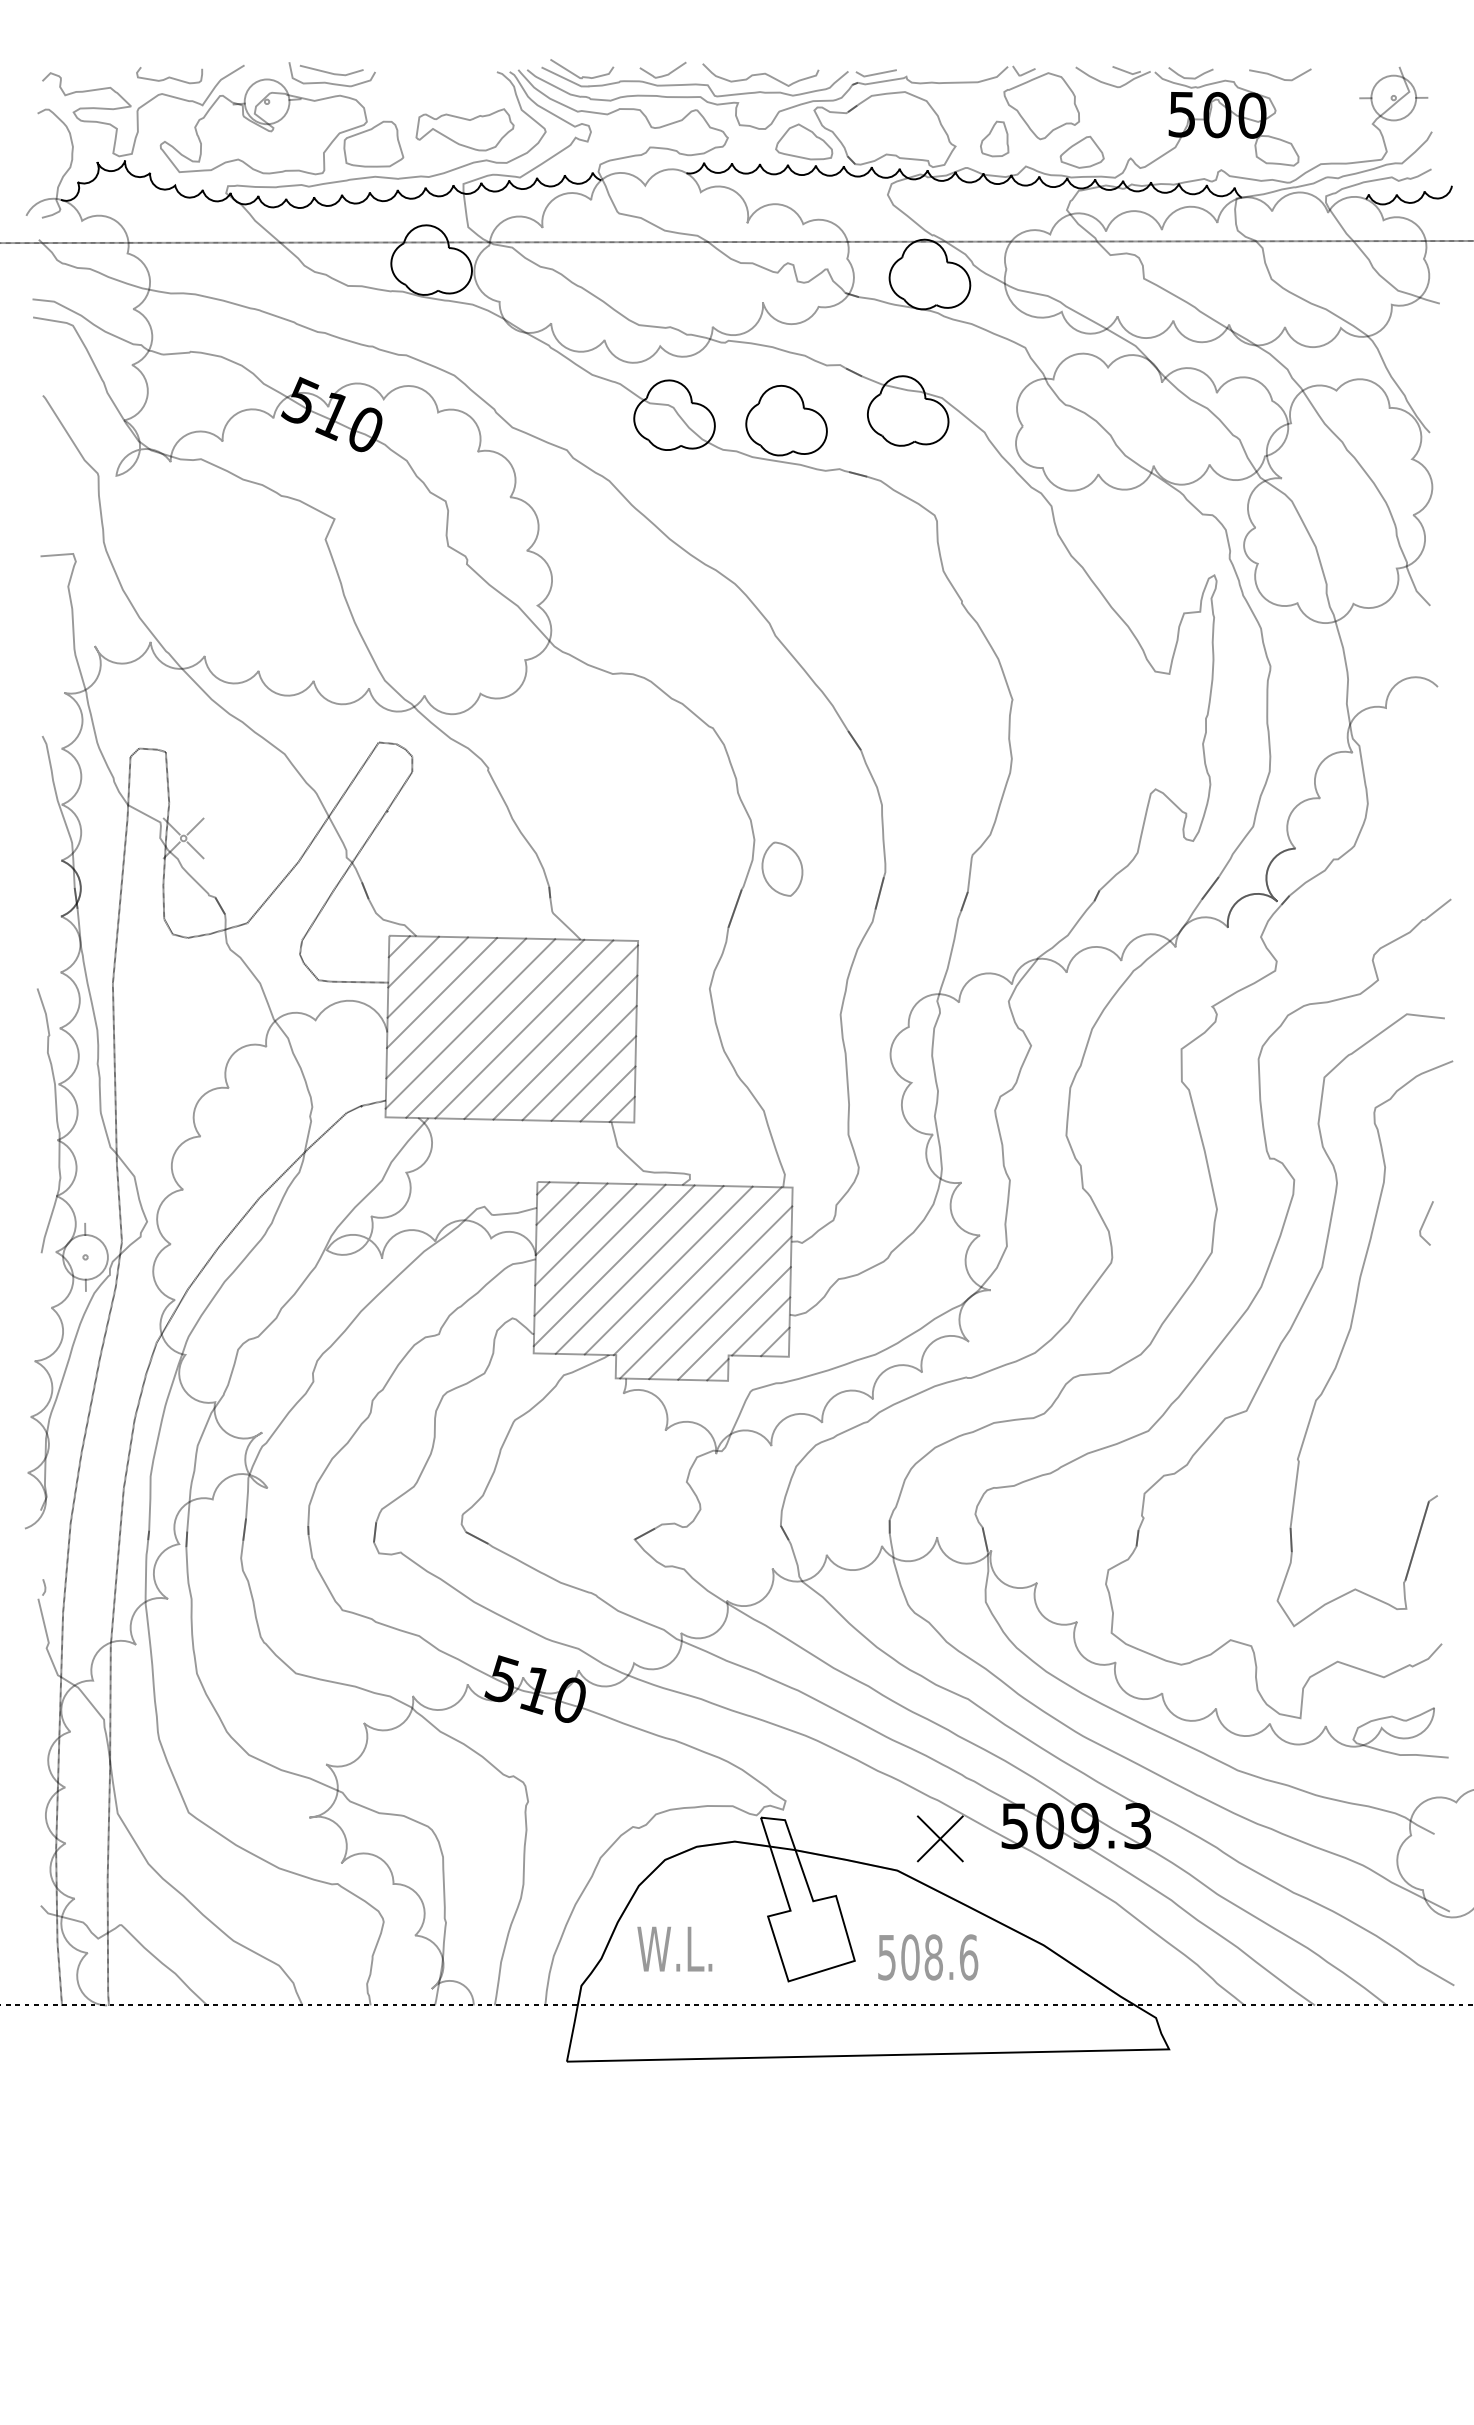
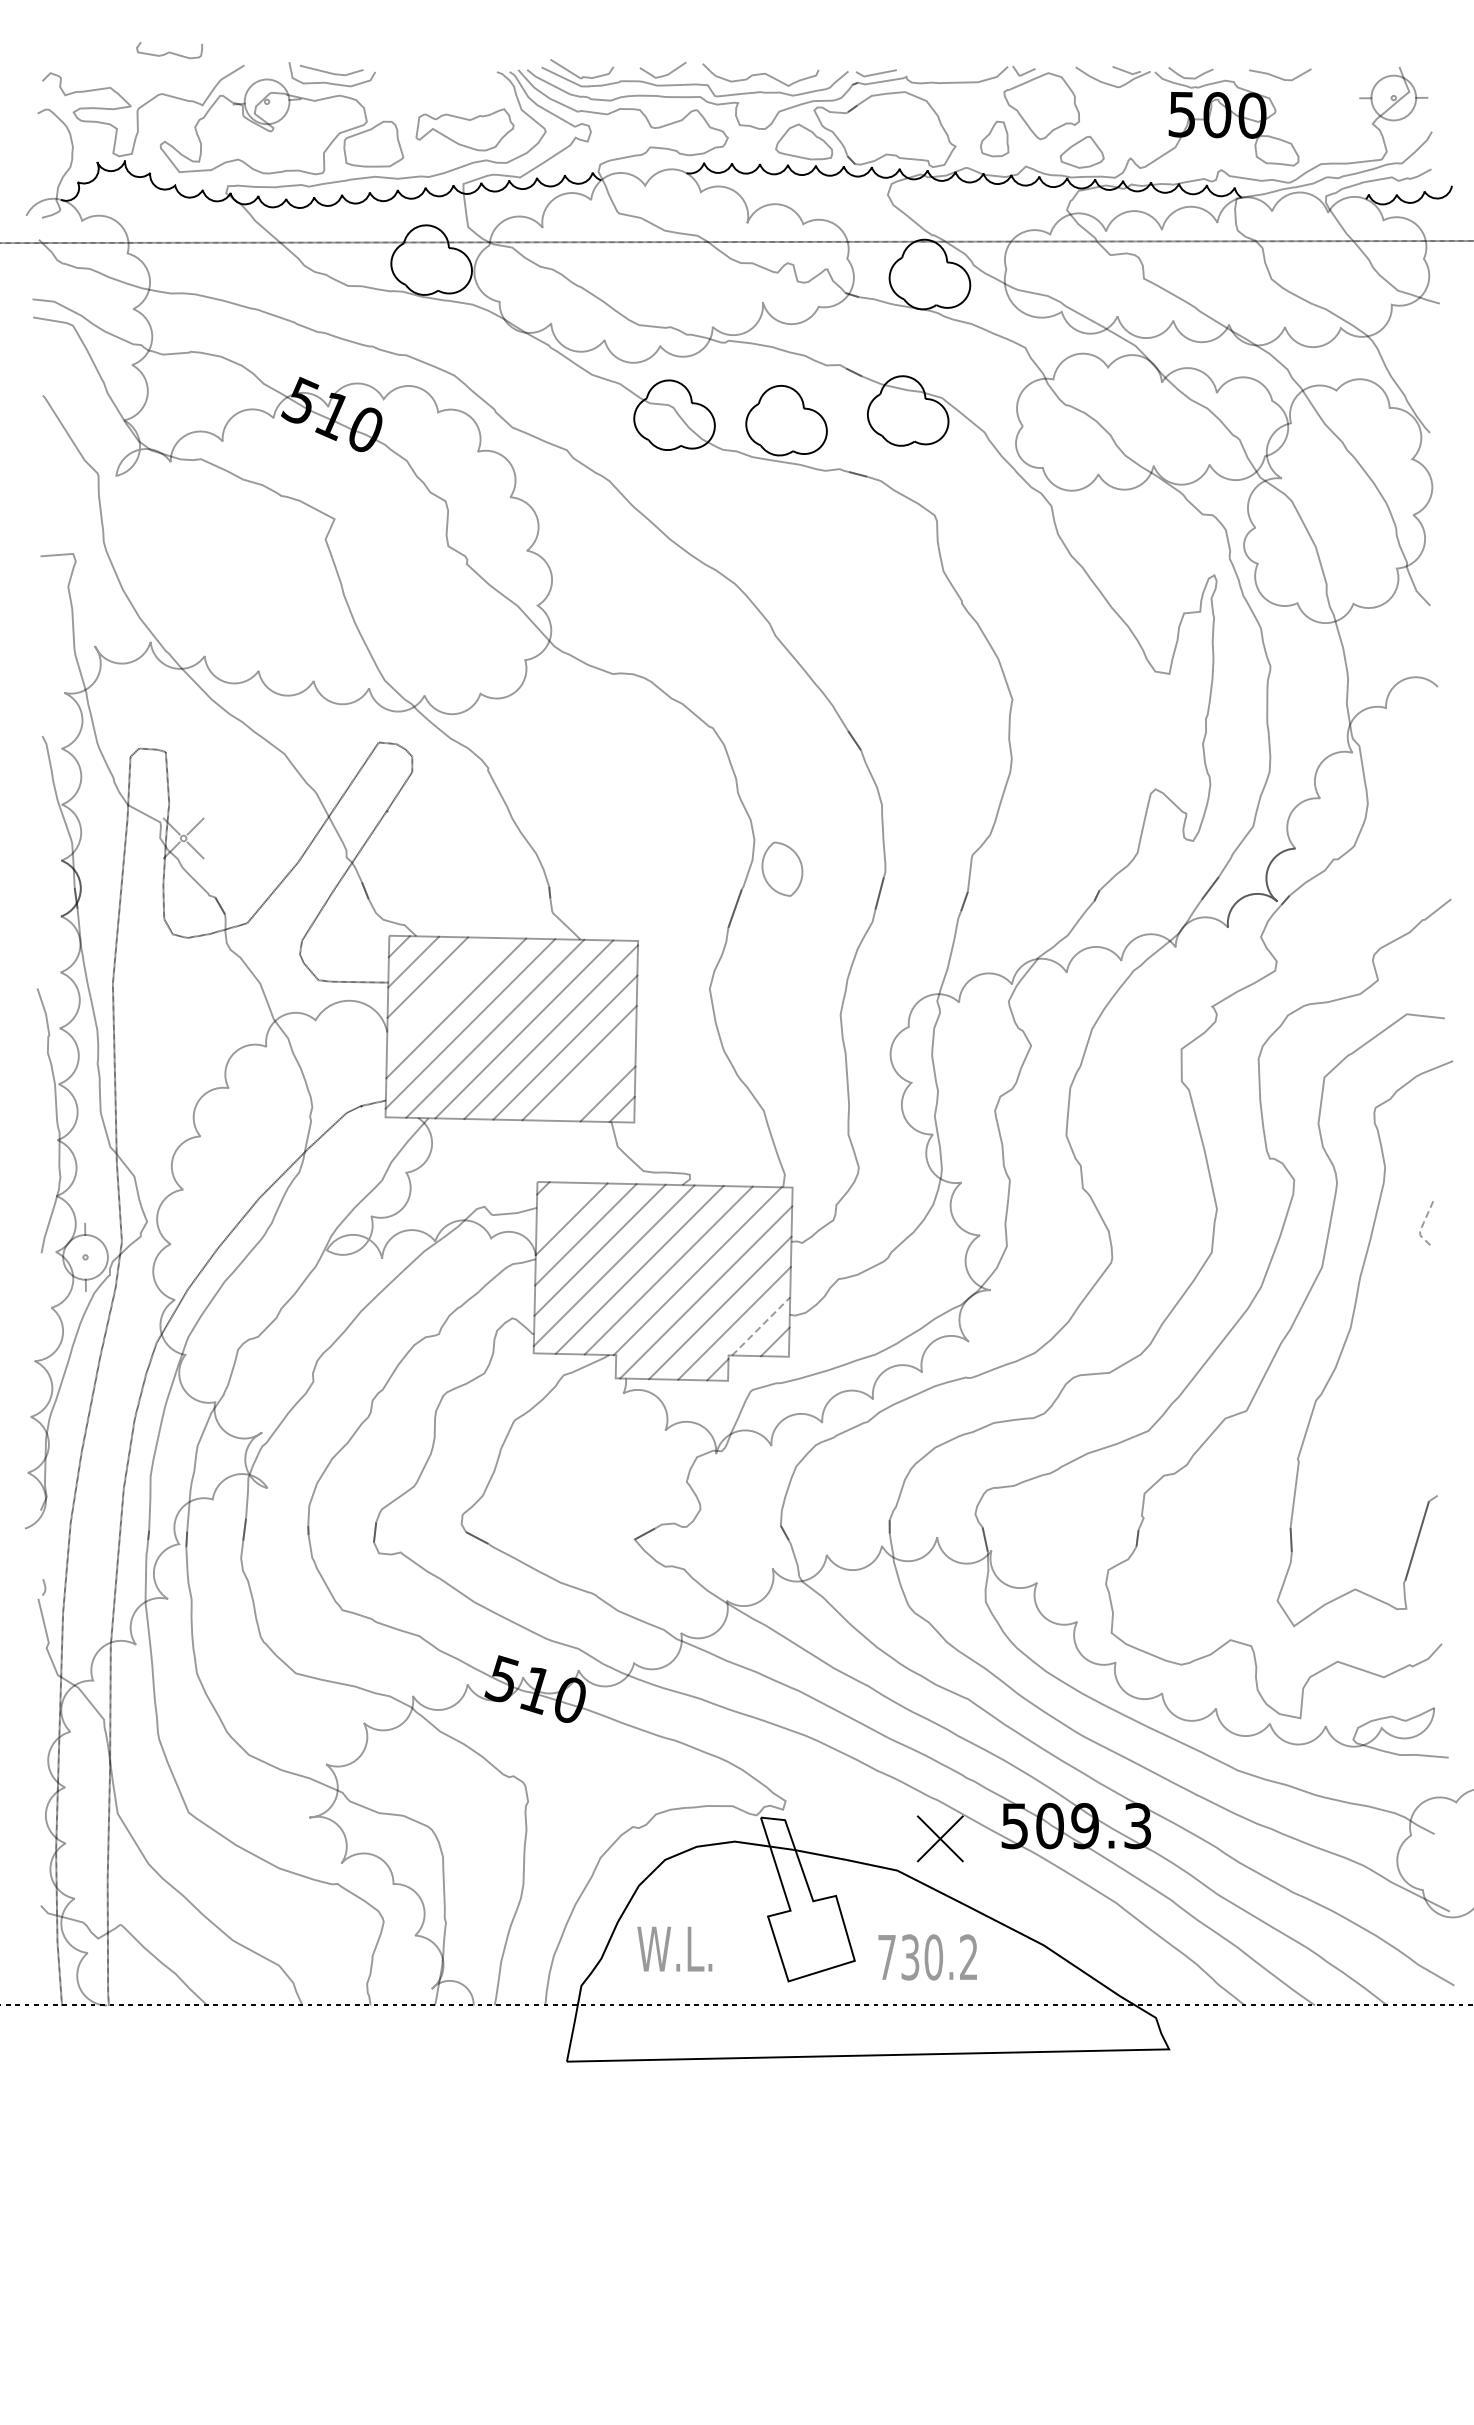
curve position: (169, 76) -> (169, 51) (169, 51)
line: present -> none (441, 993)
line: present -> none (593, 1078)
line: present -> none (557, 1203)
line: solid -> dashed (1422, 1226)
line: solid -> dashed (761, 1326)
text: 508.6 -> 730.2 (928, 1957)
